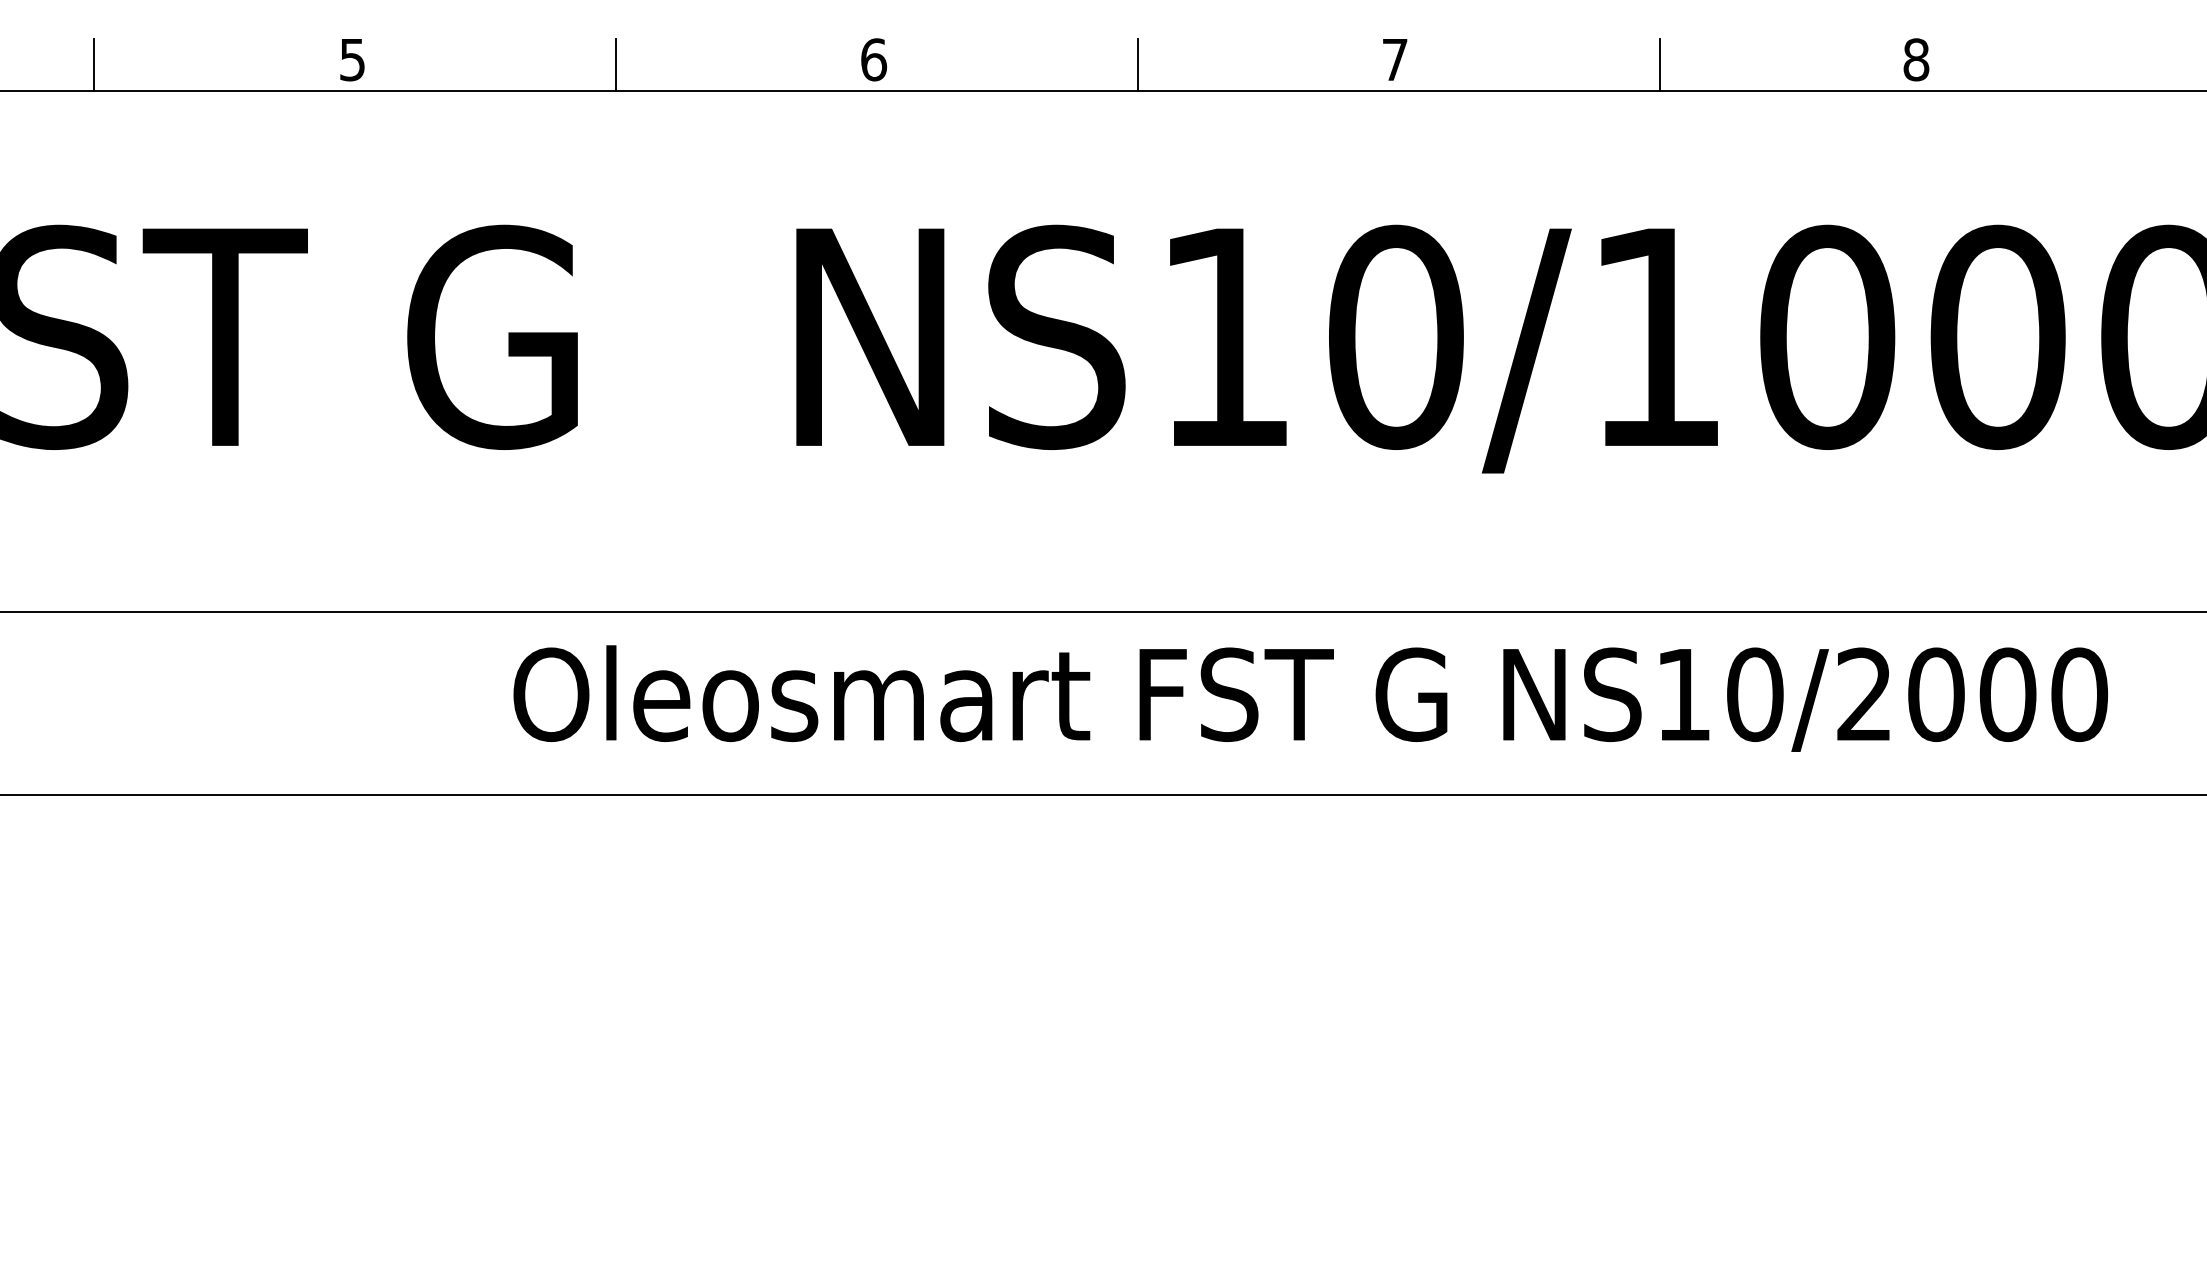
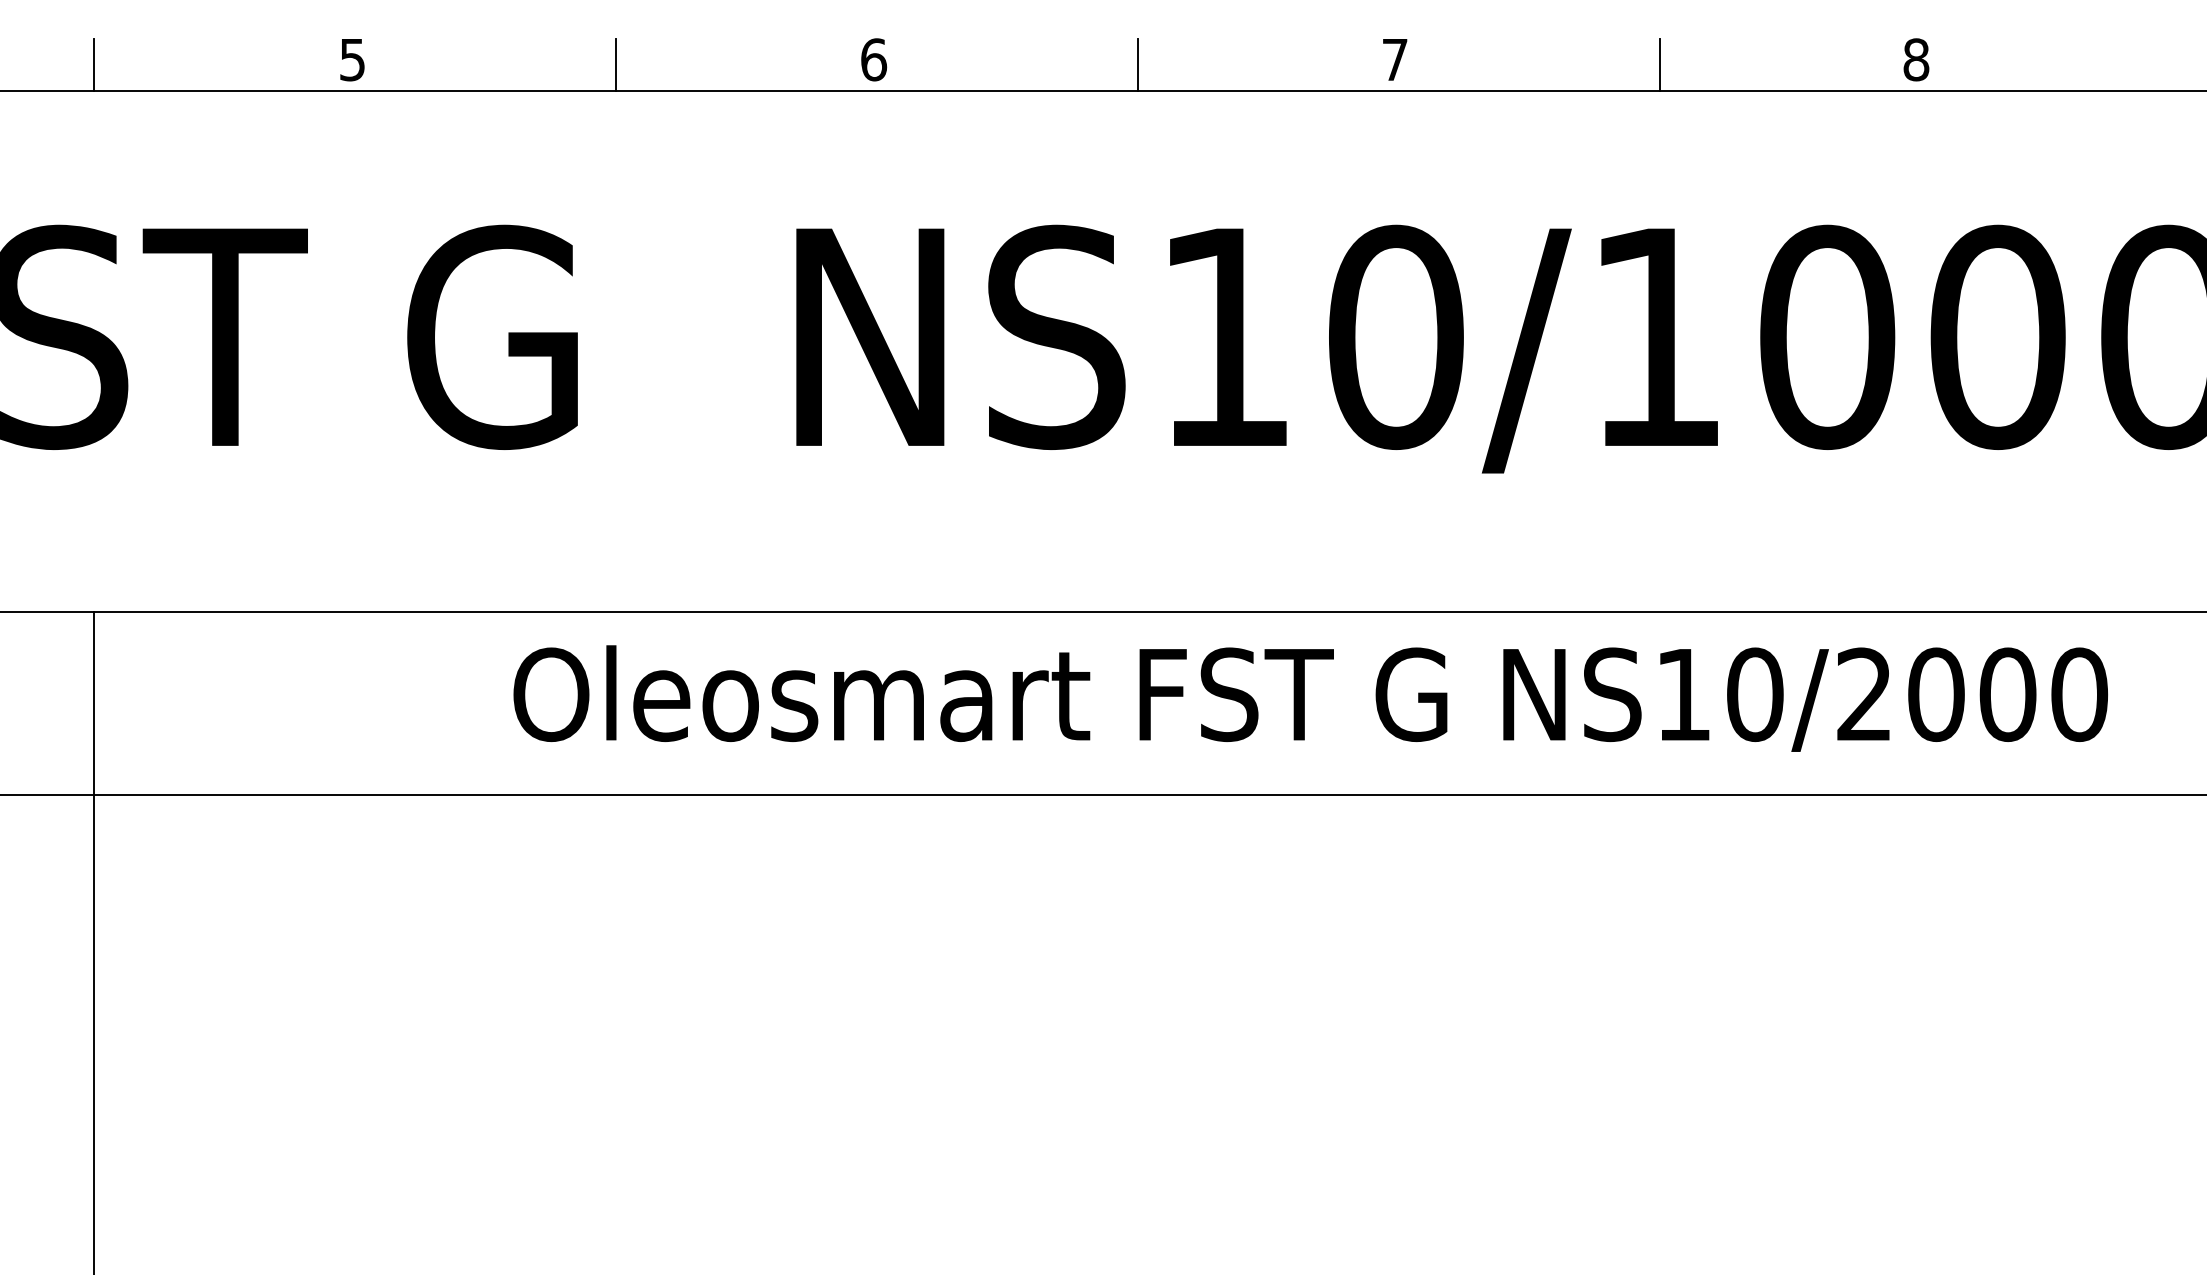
line: none -> present (94, 941)
